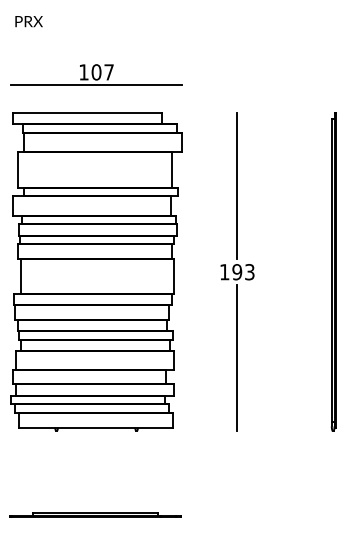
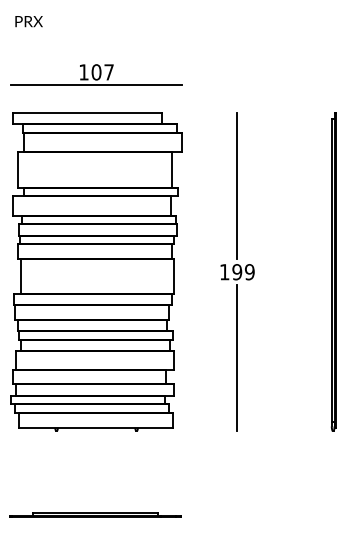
text: 193 -> 199 (249, 272)
